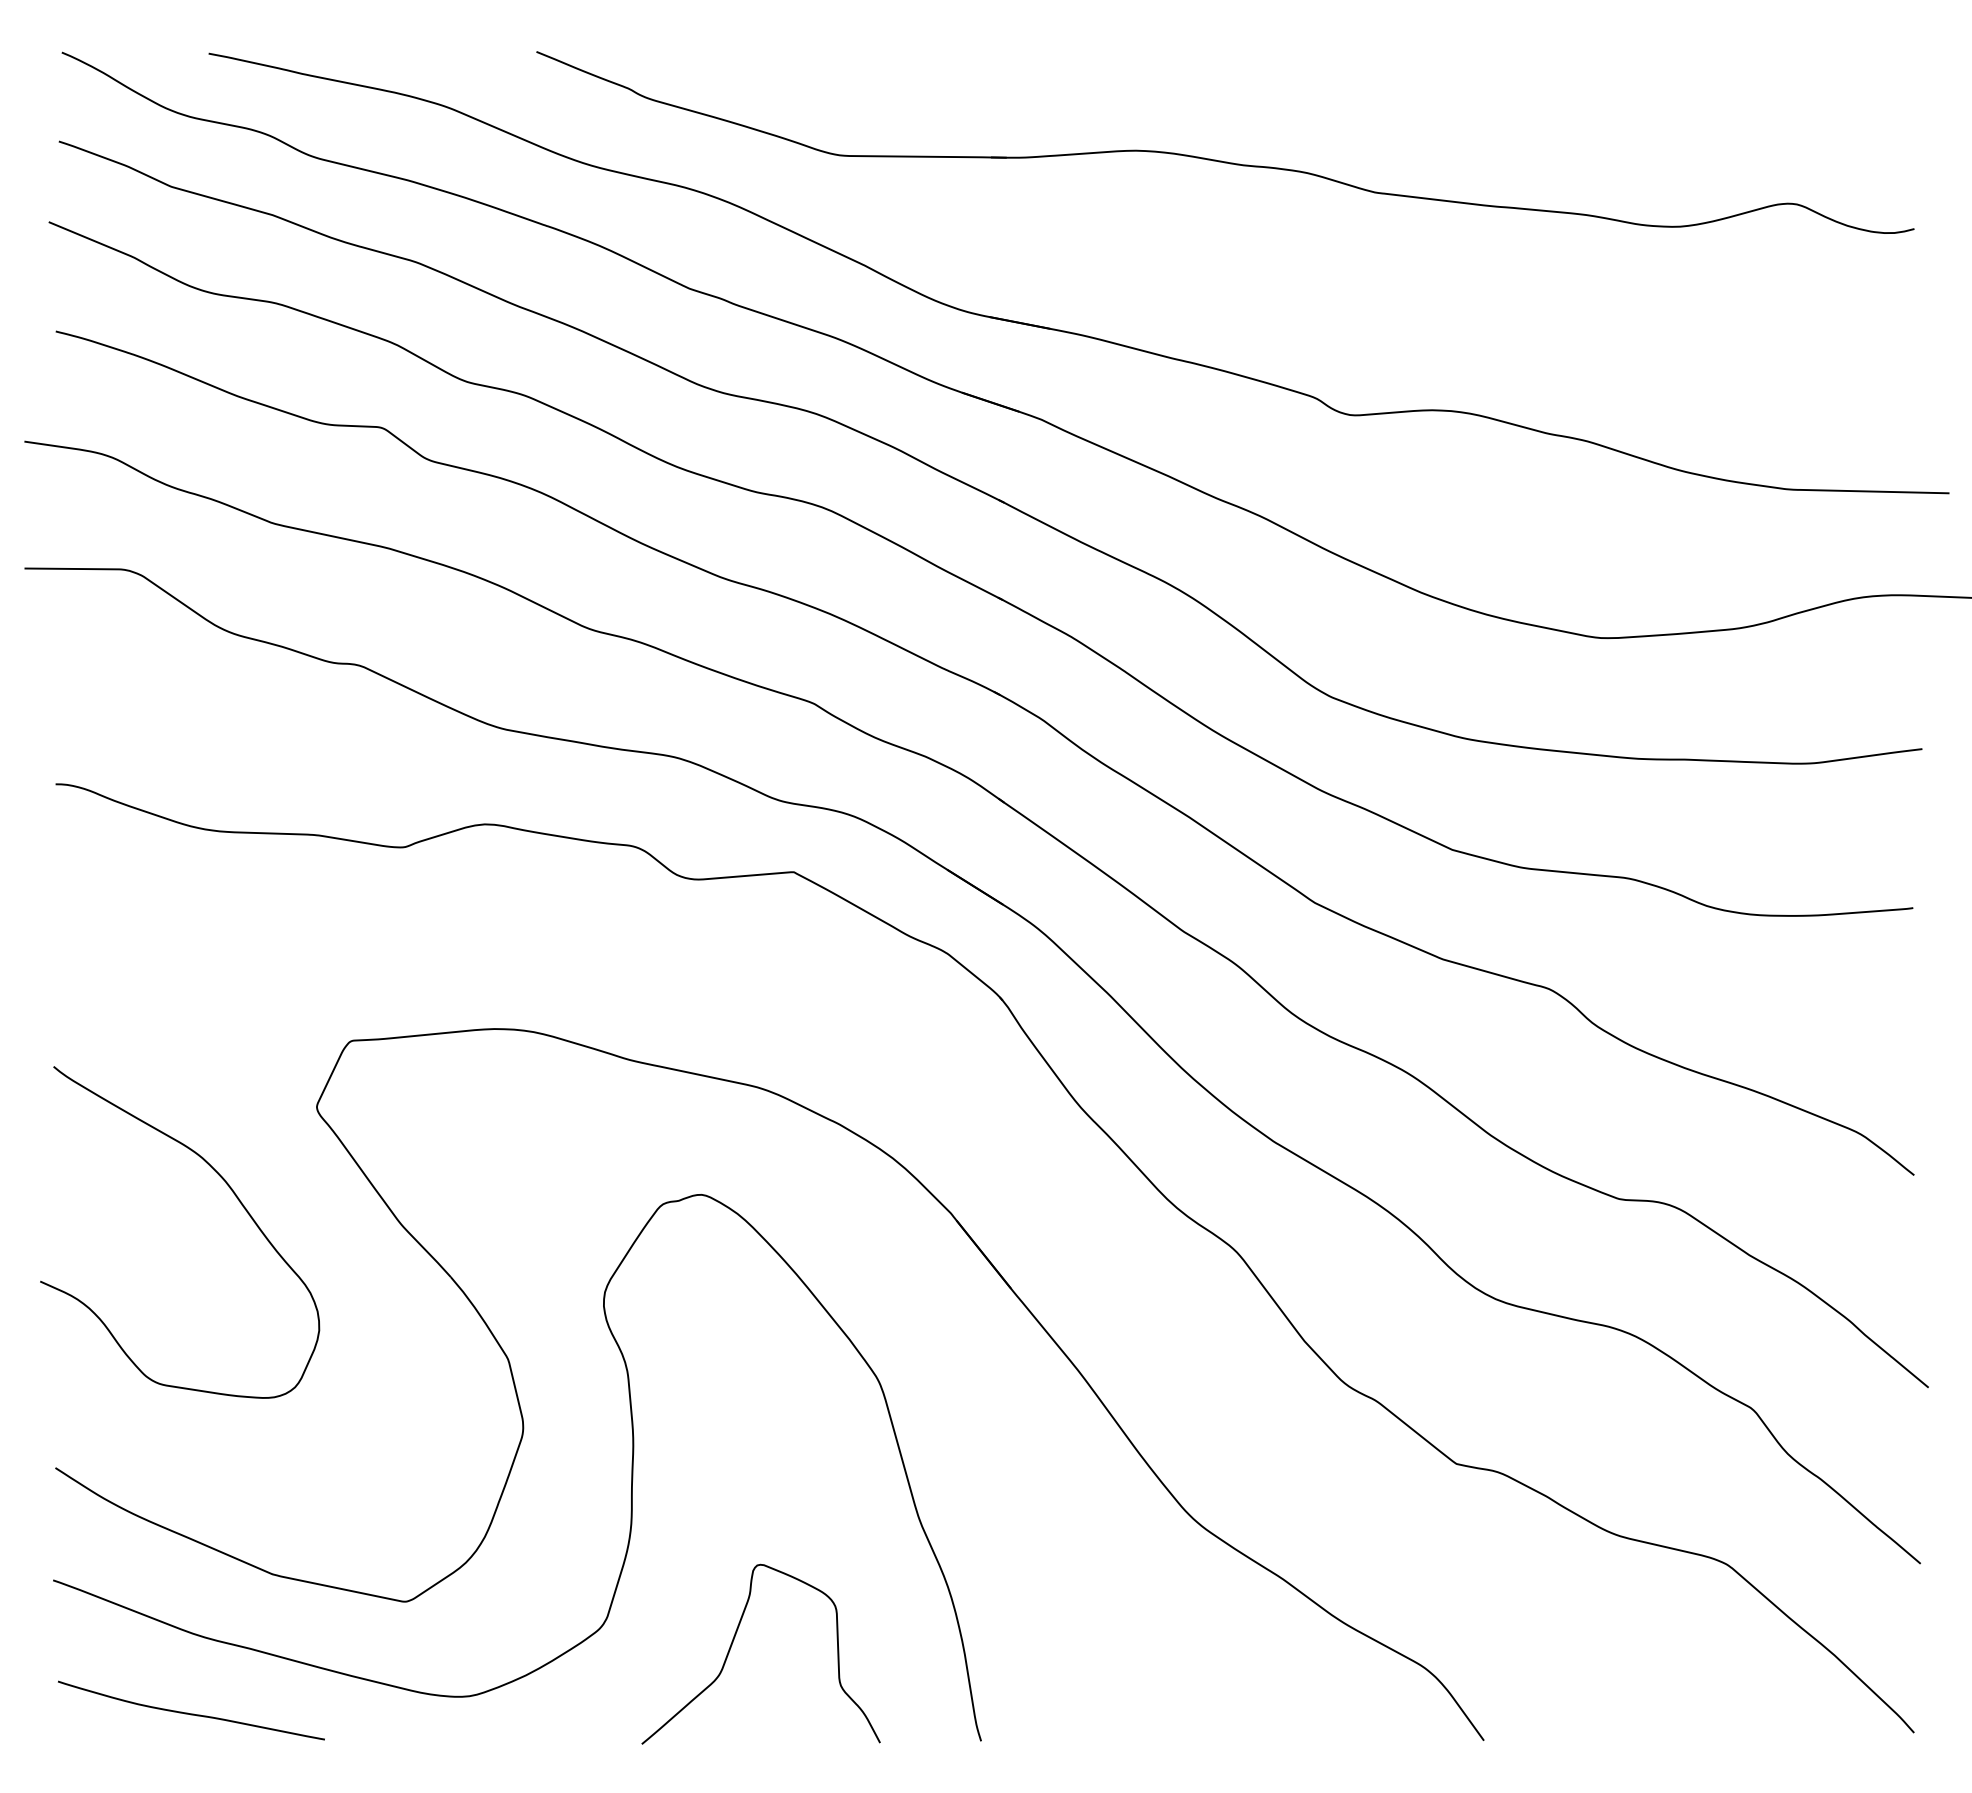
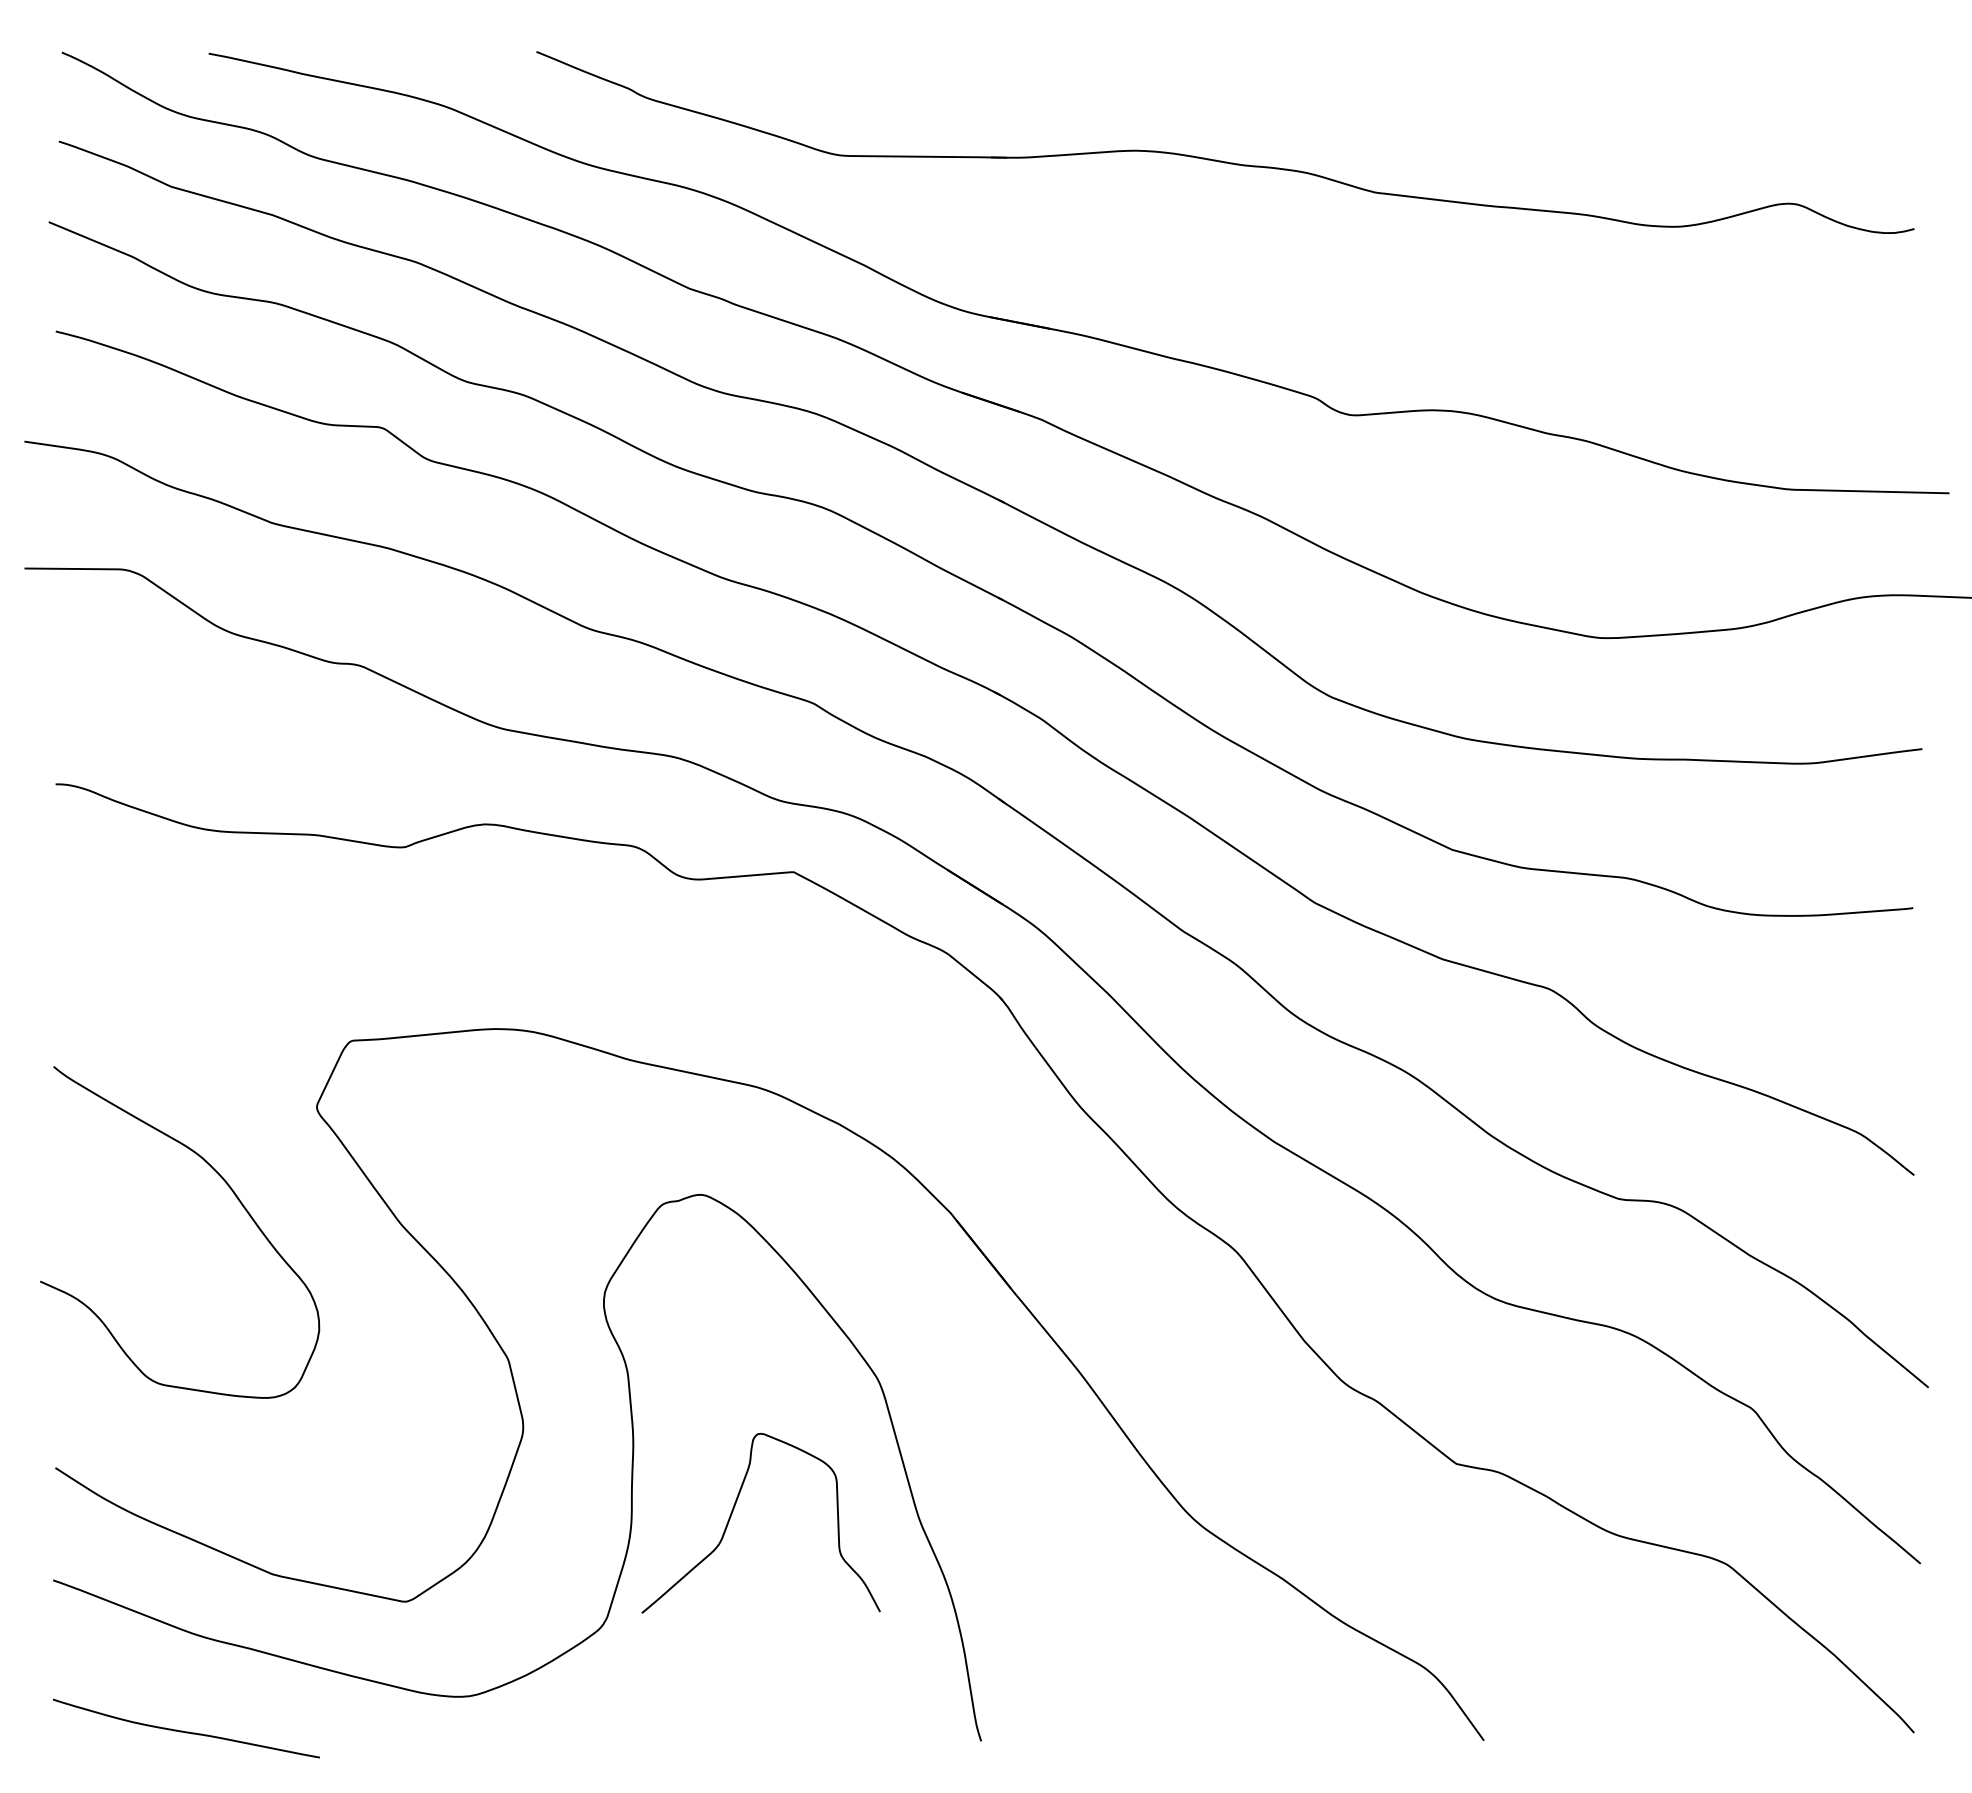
curve position: (732, 1645) -> (732, 1514) (732, 1514)
curve position: (191, 1713) -> (186, 1731) (186, 1731)
